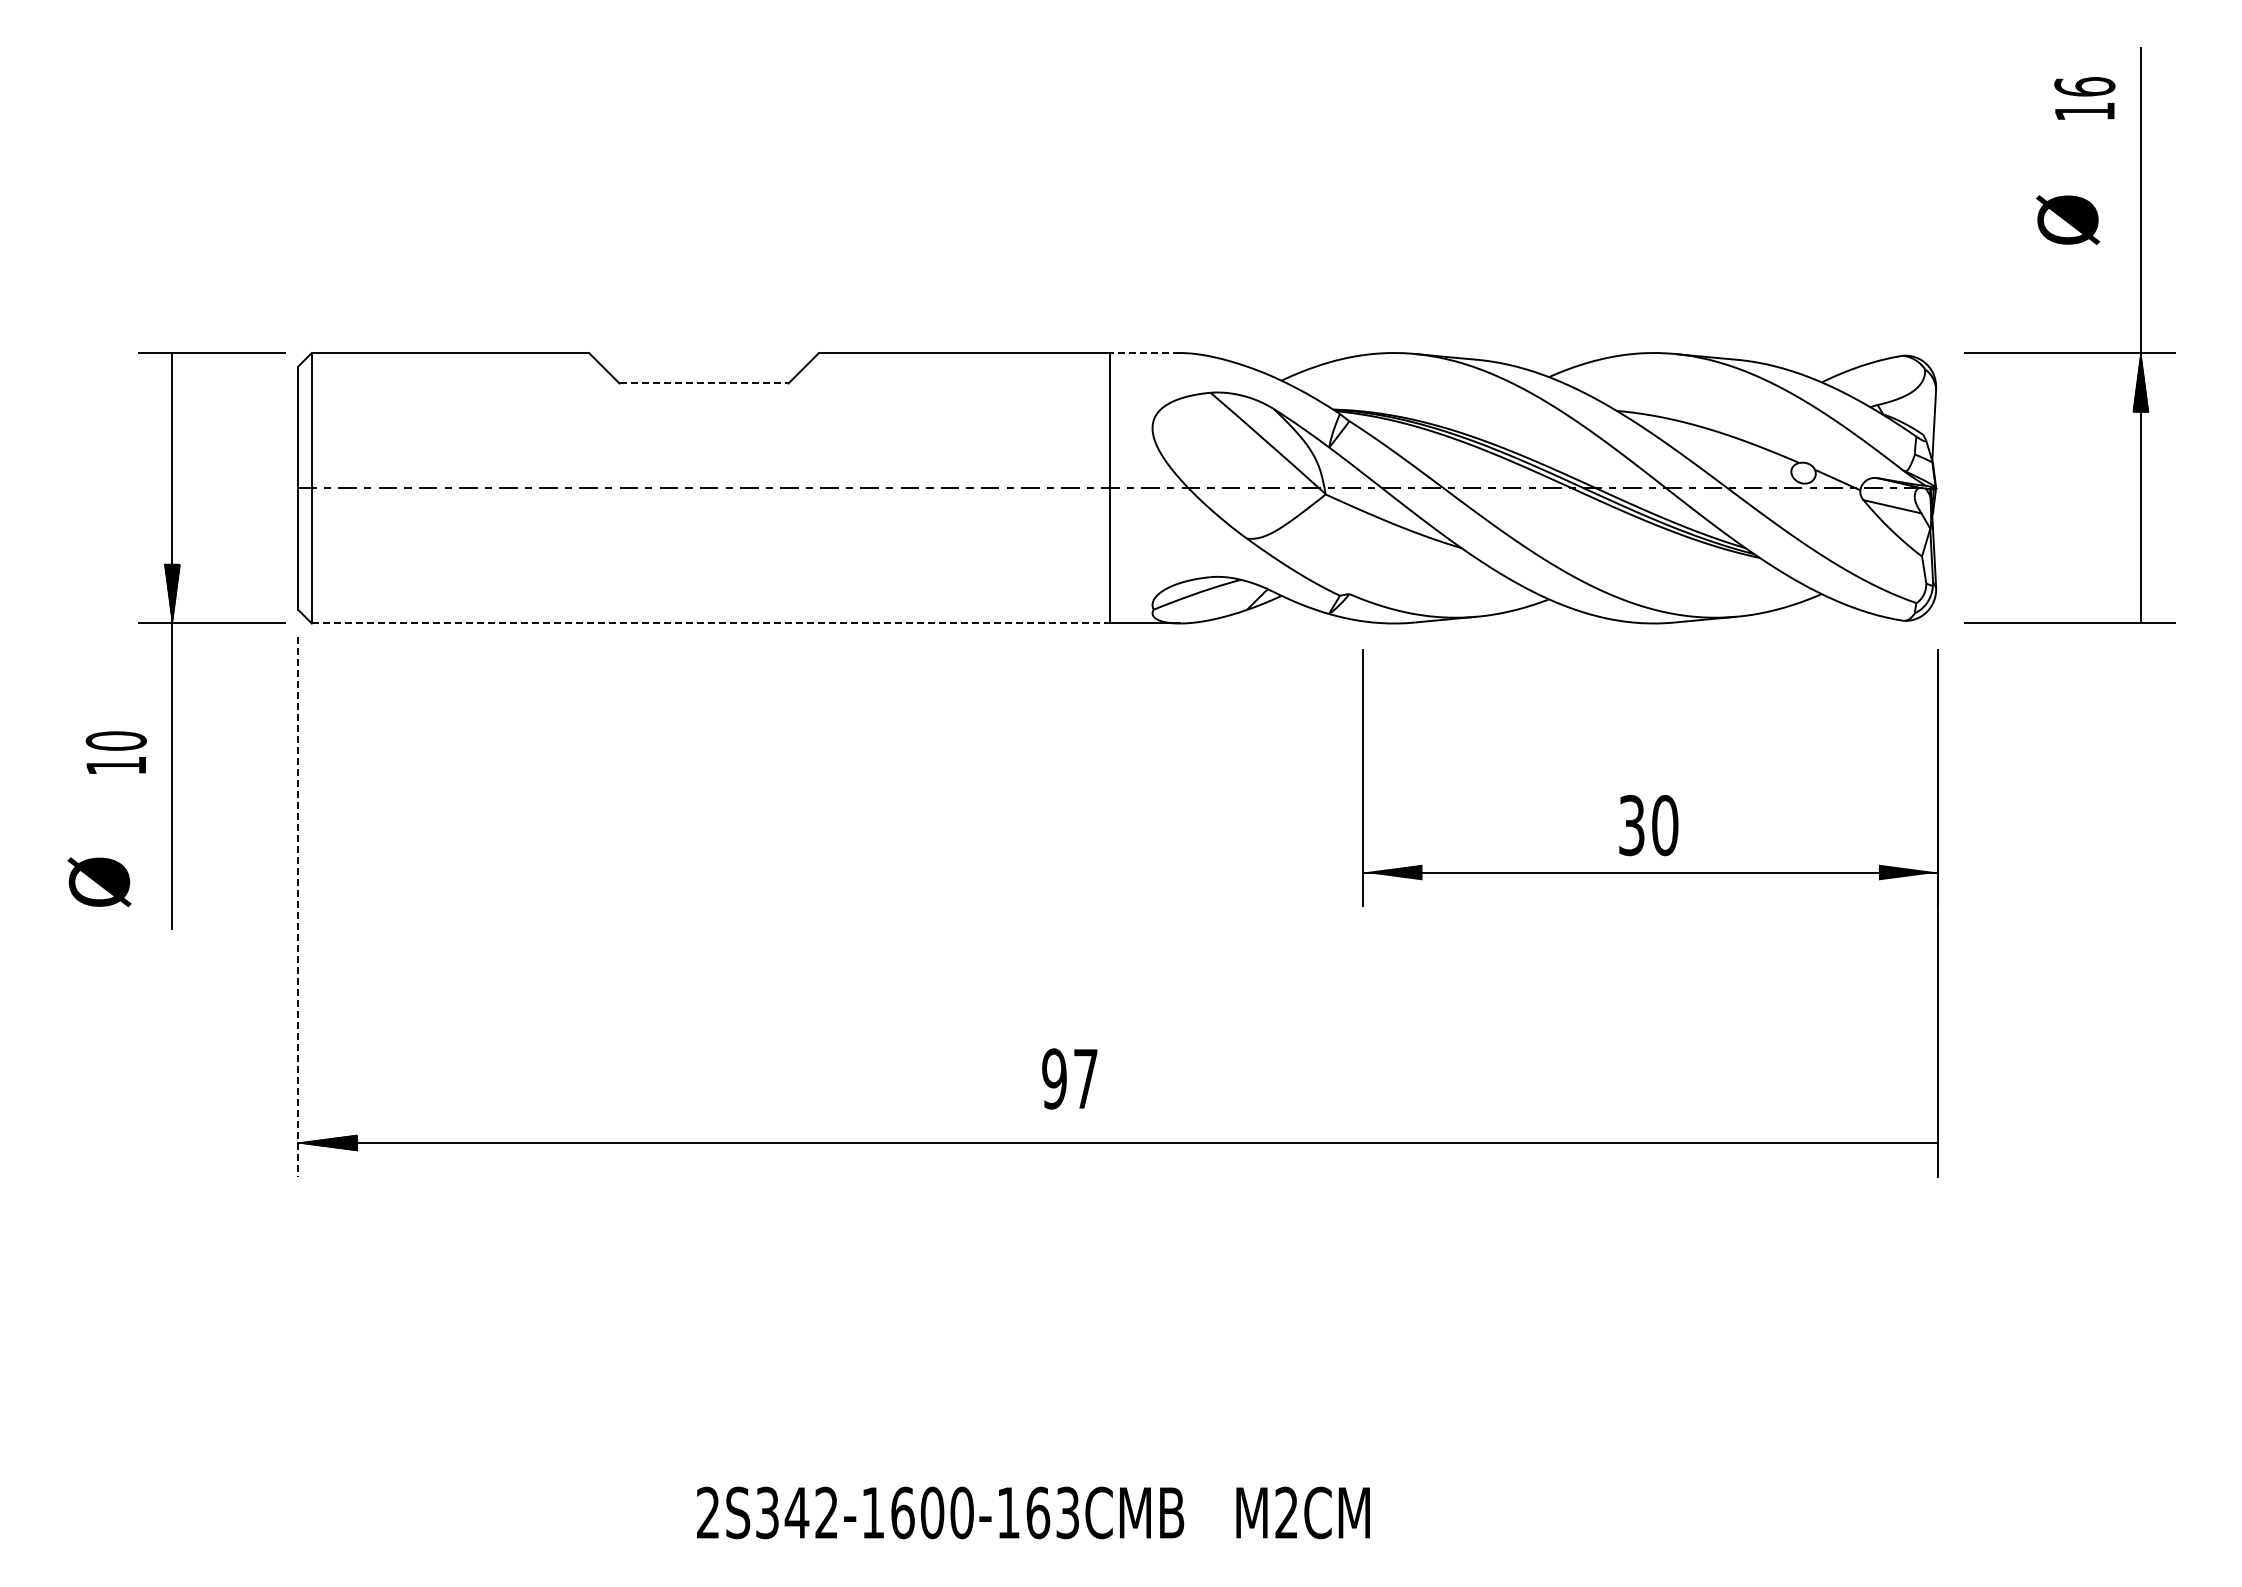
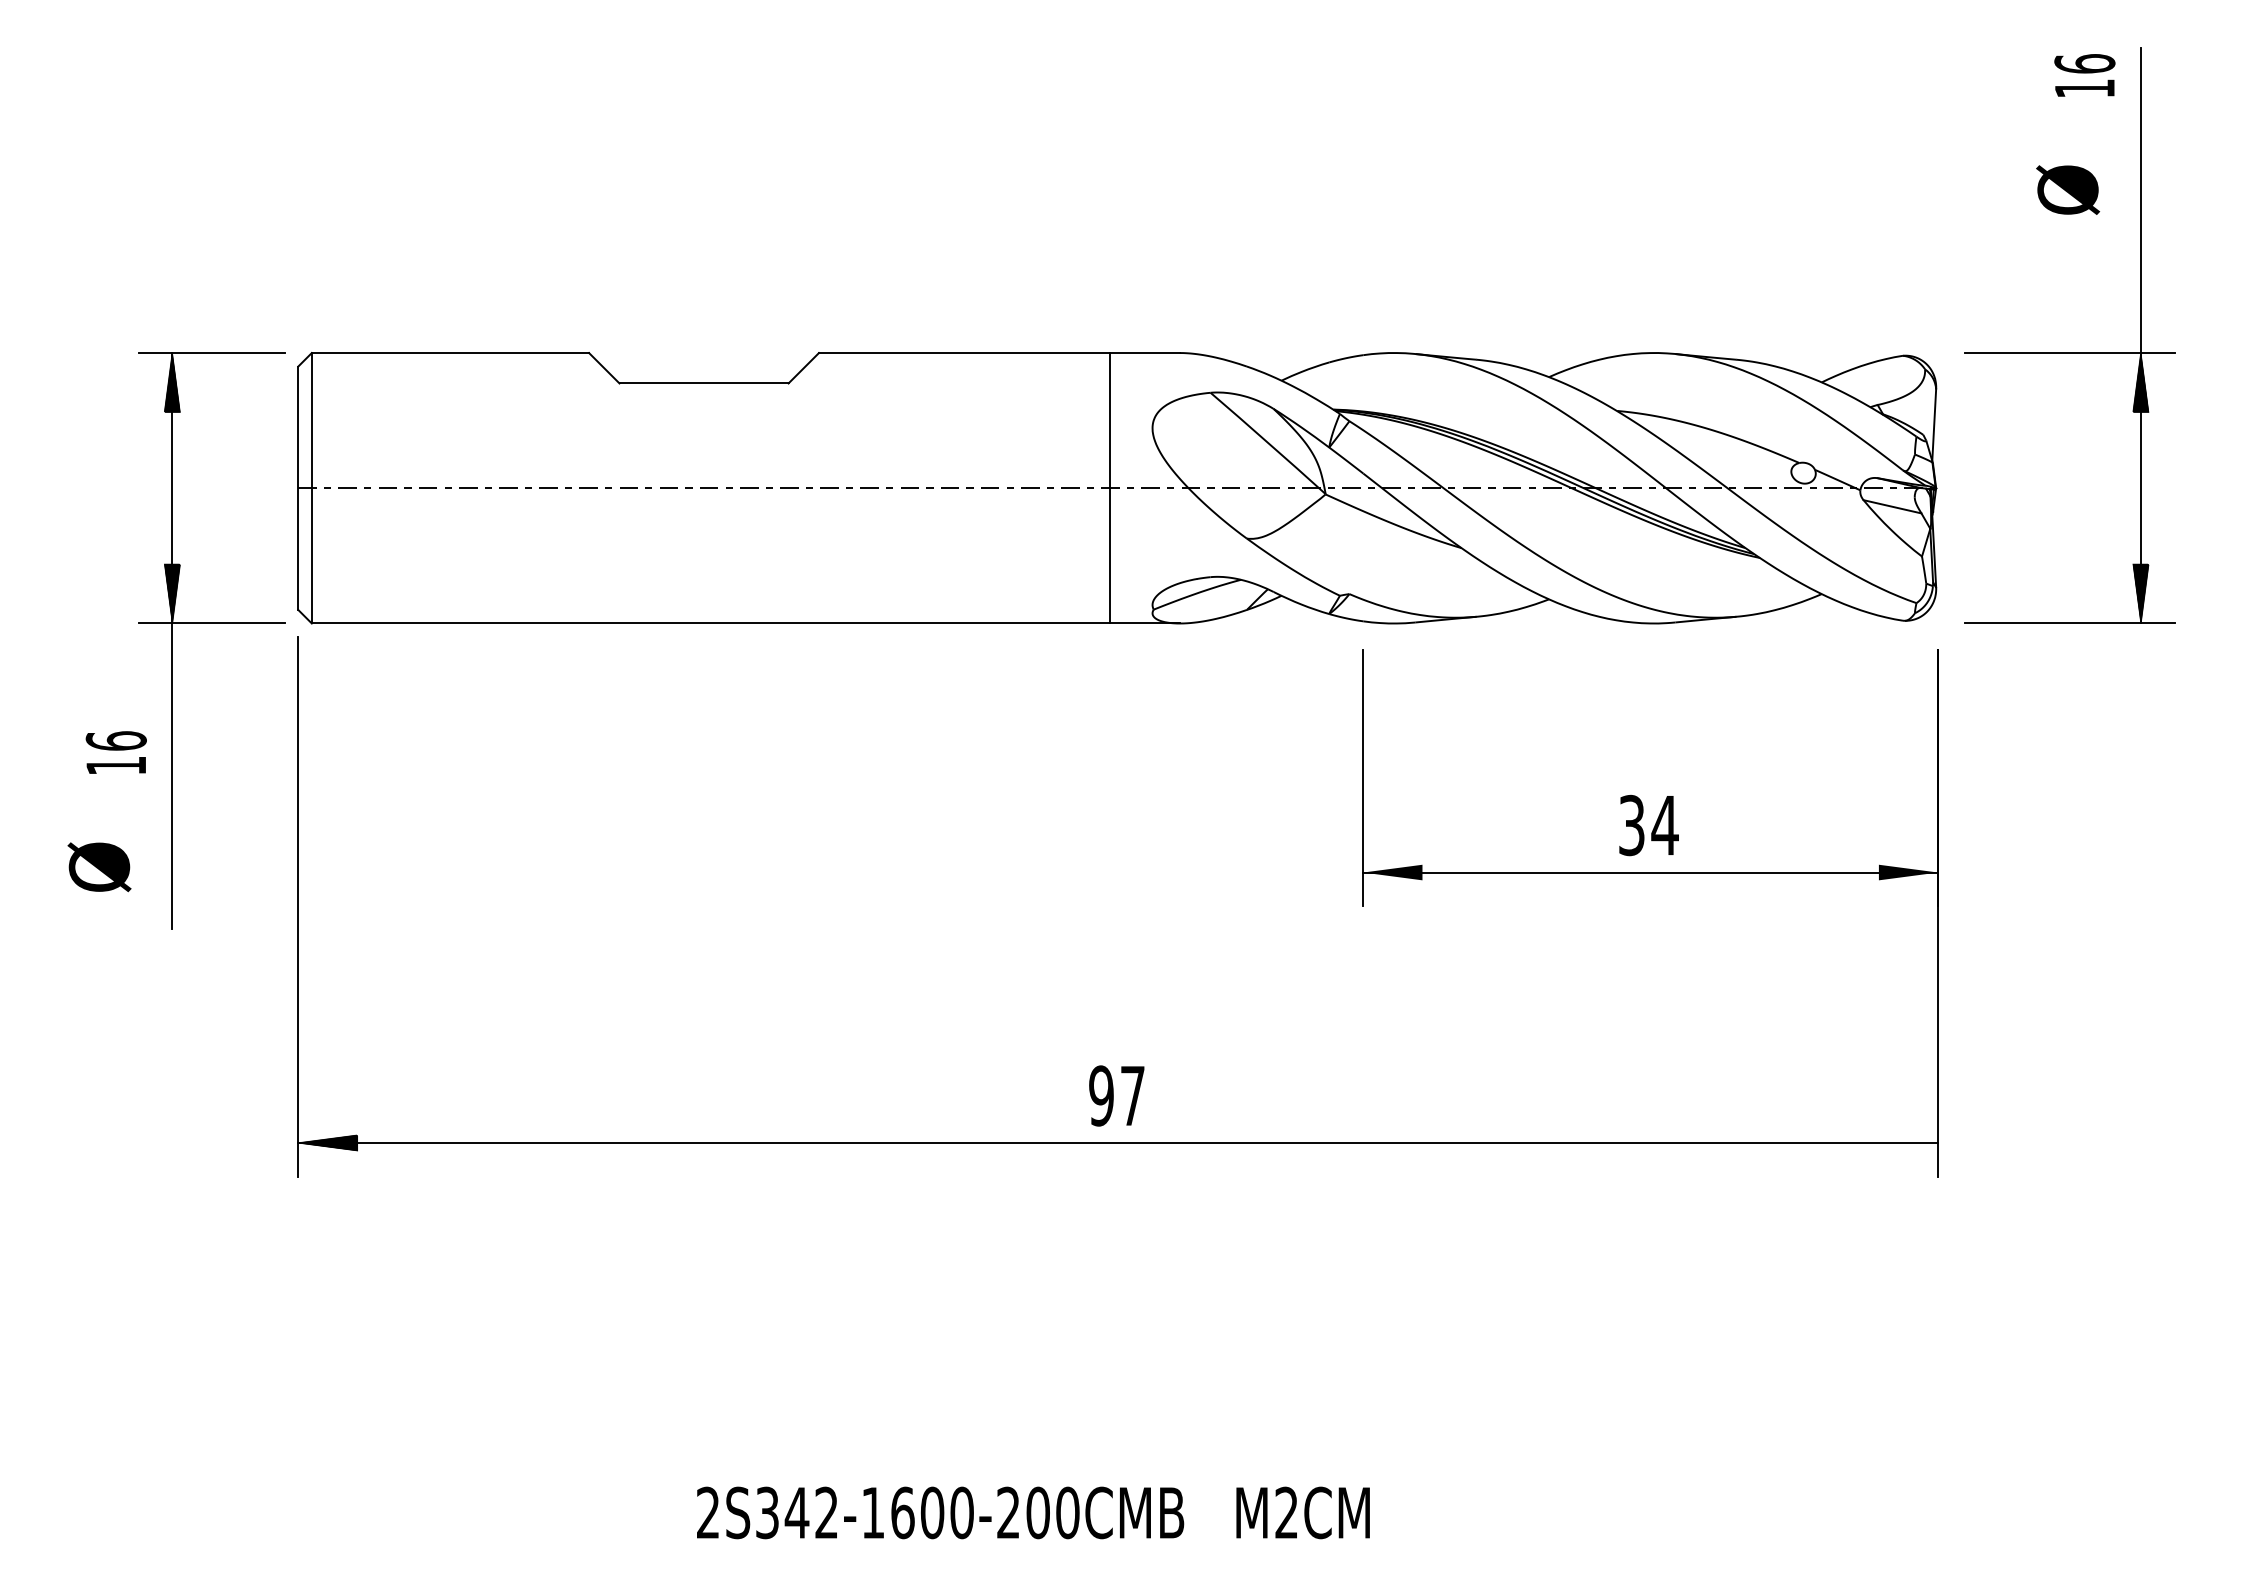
text position: (2084, 98) -> (2084, 75) (2084, 75)
text position: (2068, 219) -> (2068, 189) (2068, 189)
line: dashed -> solid (1144, 353)
hatch: none -> present (172, 382)
line: dashed -> solid (704, 383)
hatch: none -> present (2140, 593)
line: dashed -> solid (710, 623)
text: 10 -> 16 (115, 740)
text: 30 -> 34 (1664, 825)
text position: (99, 882) -> (99, 867) (99, 867)
line: dashed -> solid (298, 907)
text position: (1069, 1078) -> (1116, 1095) (1116, 1095)
text: 2S342-1600-163CMB -> 2S342-1600-200CMB (1038, 1512)
